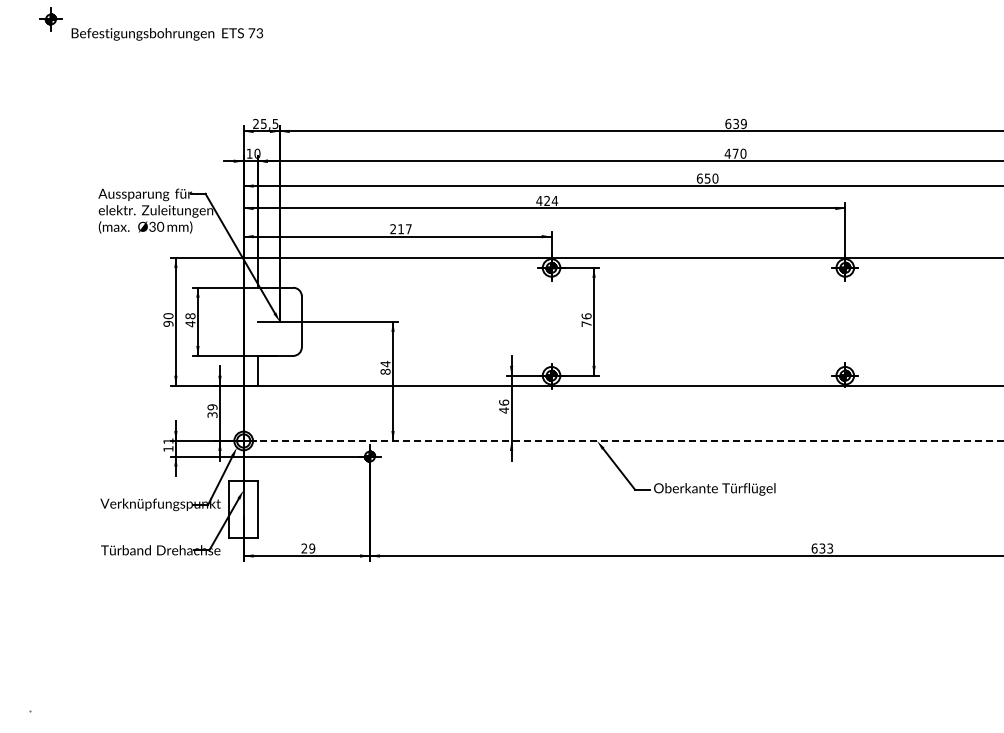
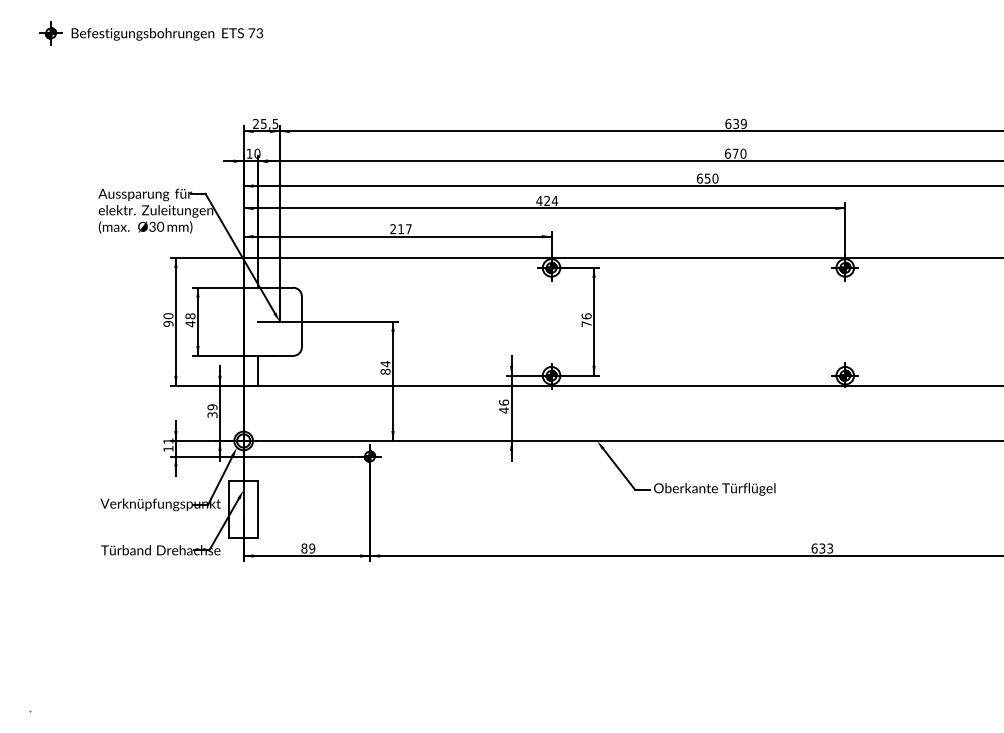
part position: (50, 19) -> (50, 33) (50, 33)
text: 470 -> 670 (727, 153)
line: dashed -> solid (623, 440)
text: 29 -> 89 (304, 548)
